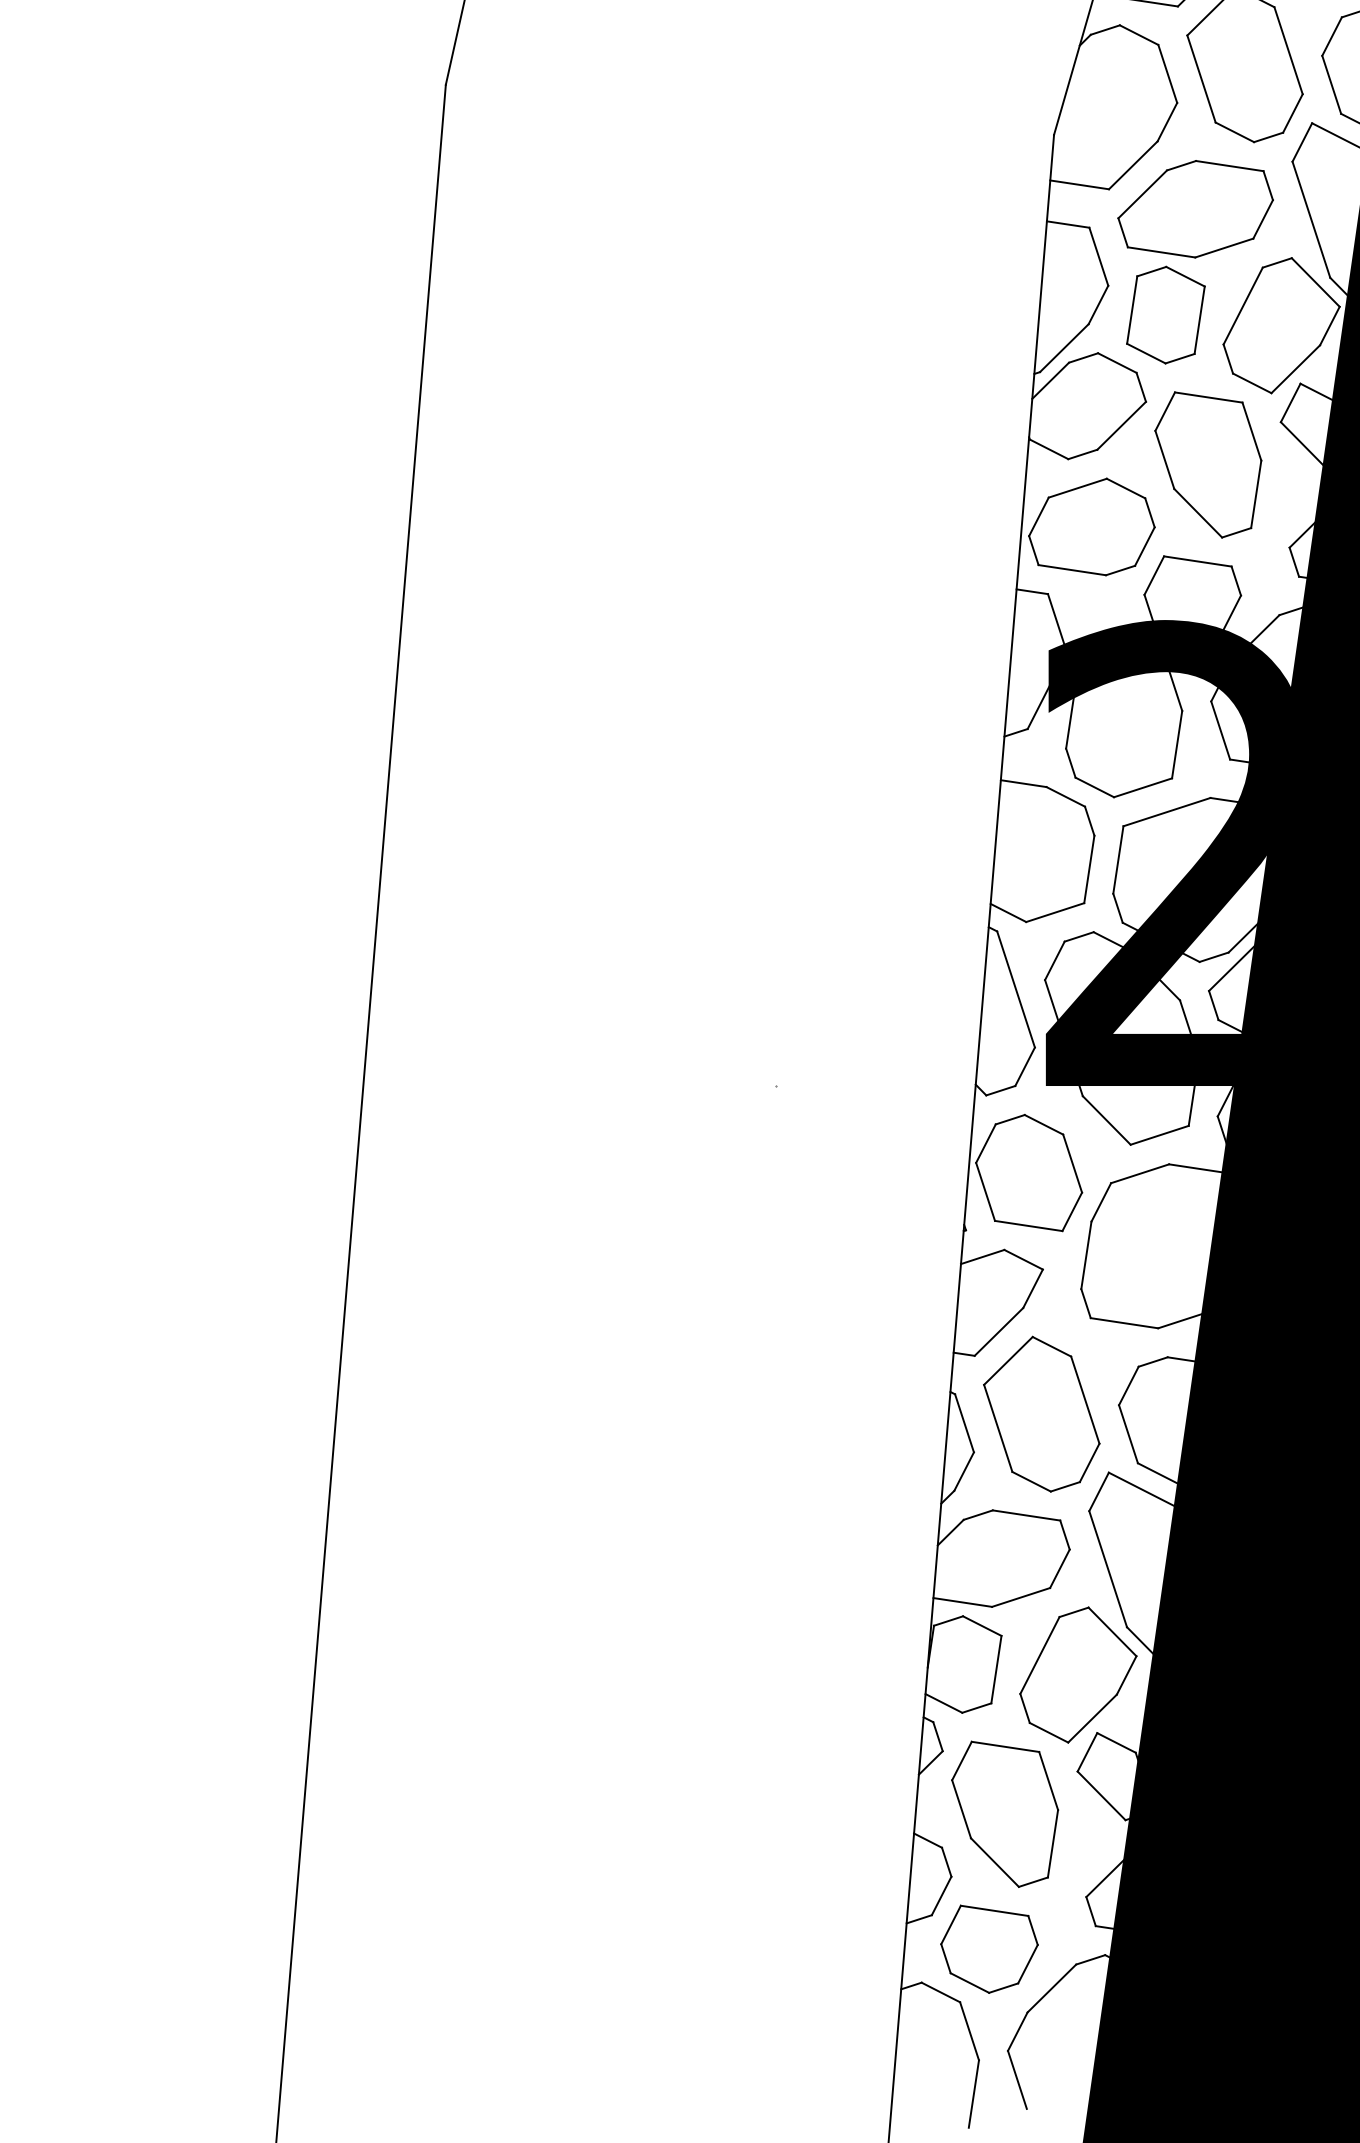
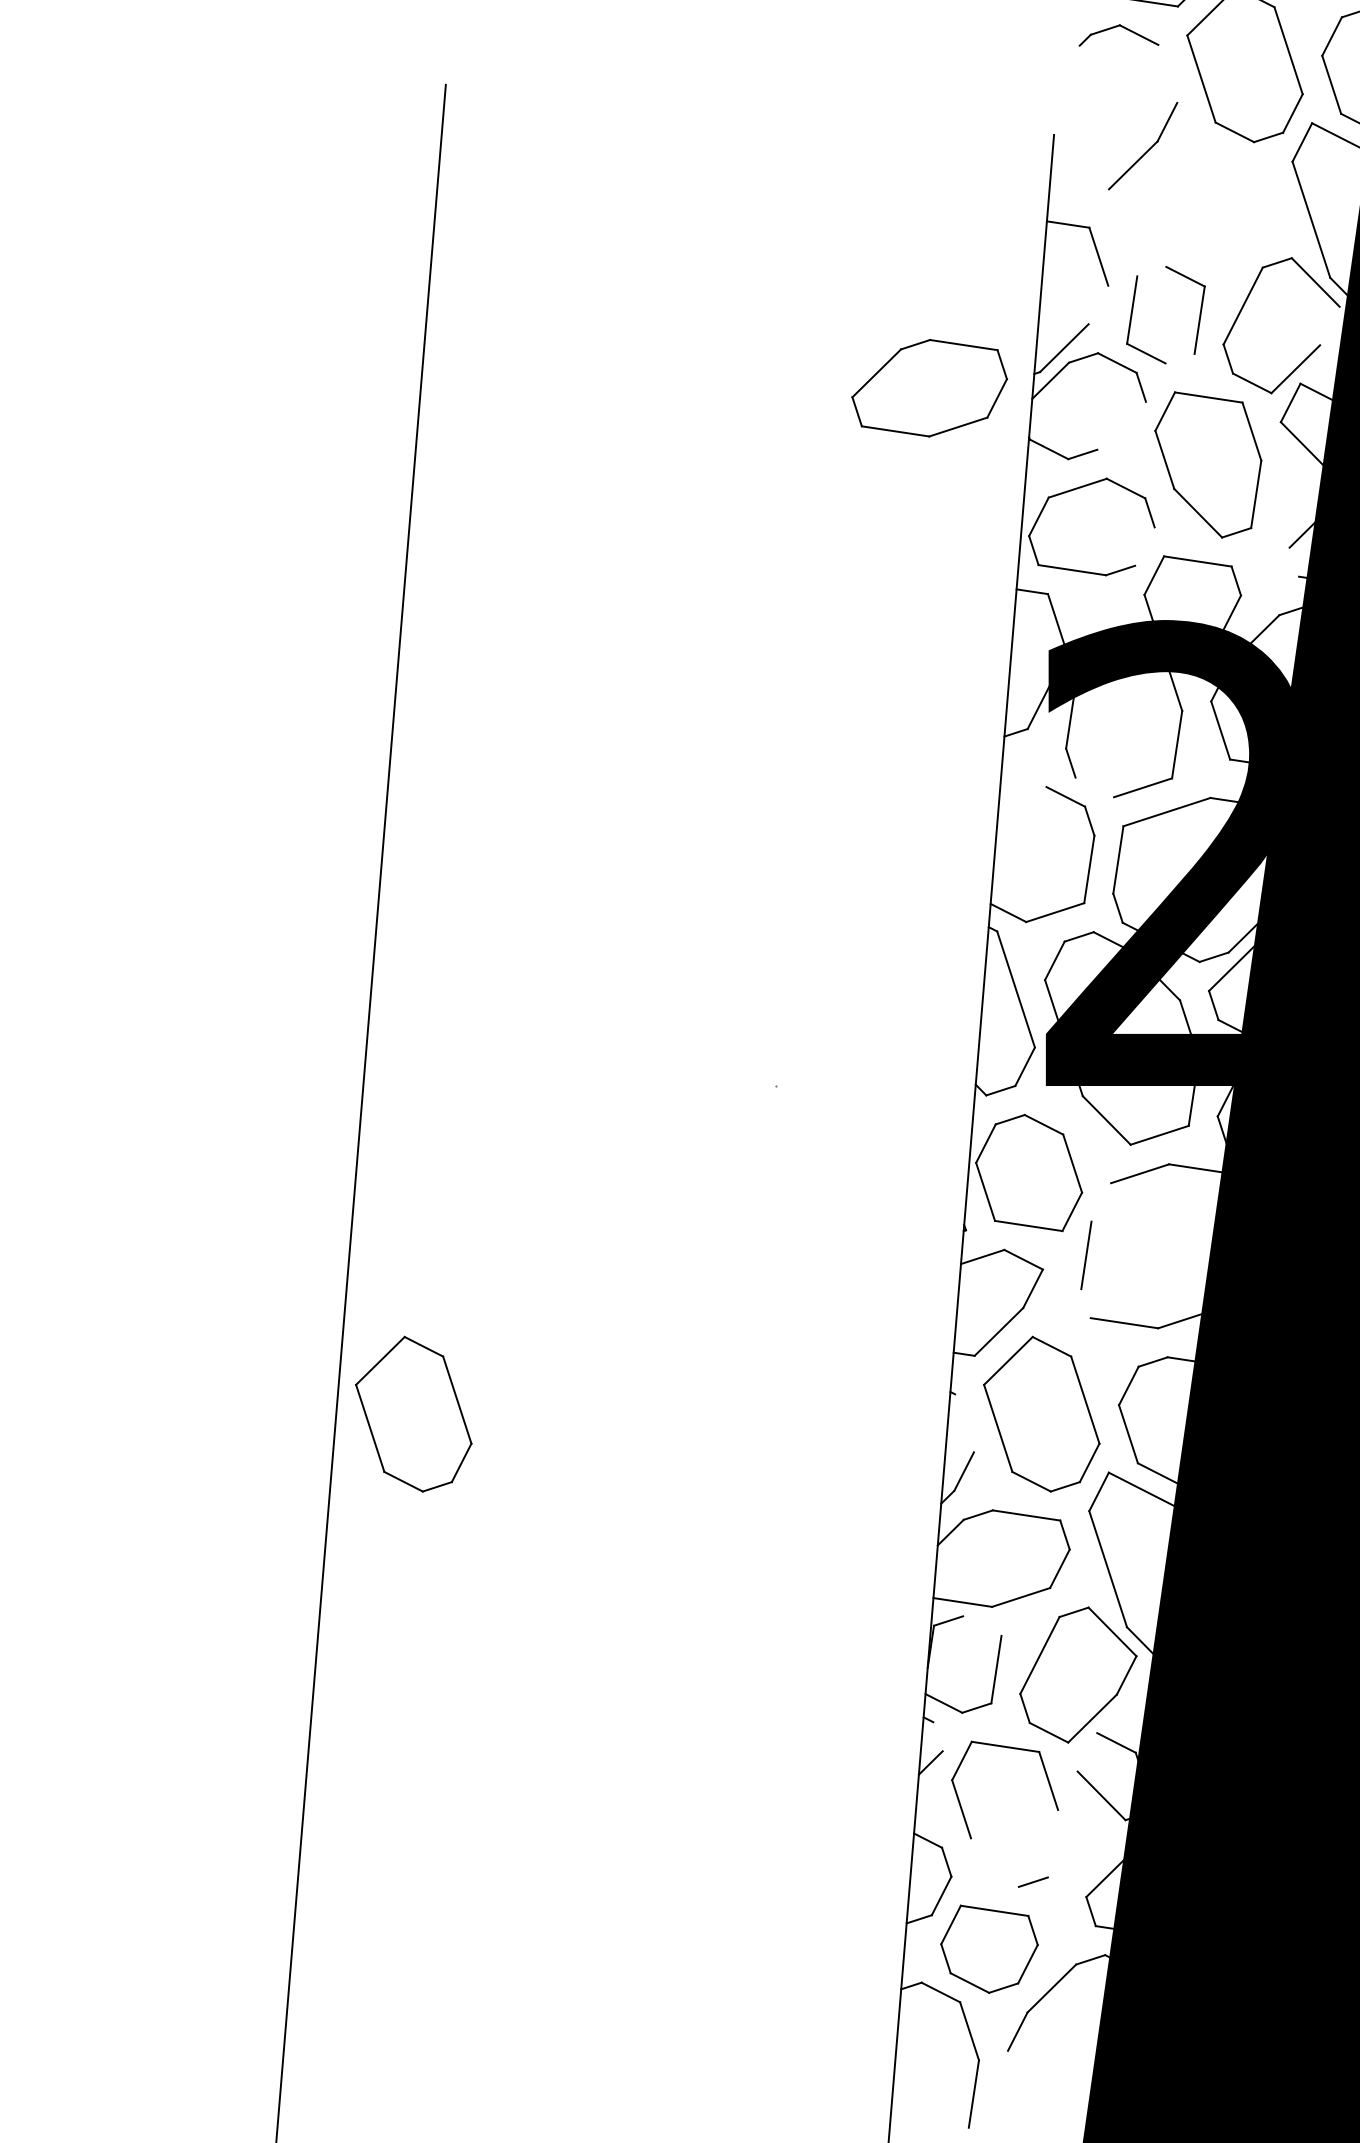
line: present -> none (454, 43)
line: present -> none (1073, 68)
line: present -> none (1167, 73)
line: present -> none (1079, 184)
part position: (1195, 209) -> (929, 388) (929, 388)
line: present -> none (1151, 271)
line: present -> none (1098, 304)
line: present -> none (1329, 325)
line: present -> none (1179, 358)
line: present -> none (1121, 425)
line: present -> none (1144, 546)
line: present -> none (1294, 561)
line: present -> none (1023, 783)
line: present -> none (1094, 787)
line: present -> none (1101, 1202)
line: present -> none (1085, 1303)
part: none -> present (413, 1413)
line: present -> none (964, 1423)
line: present -> none (982, 1625)
line: present -> none (937, 1736)
line: present -> none (1087, 1752)
line: present -> none (1052, 1843)
line: present -> none (994, 1862)
line: present -> none (1017, 2079)
